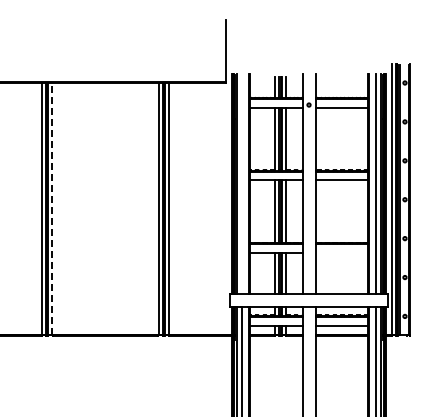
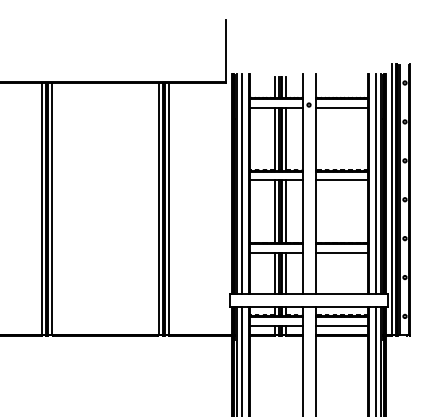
line: none -> present (241, 183)
line: dashed -> solid (52, 209)
line: none -> present (341, 252)
